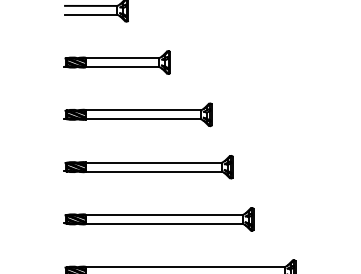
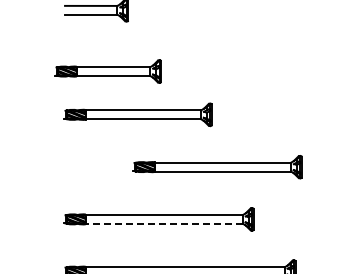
part position: (116, 62) -> (107, 71) (107, 71)
part position: (148, 167) -> (217, 167) (217, 167)
line: solid -> dashed (163, 223)
